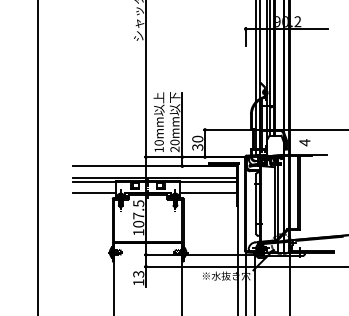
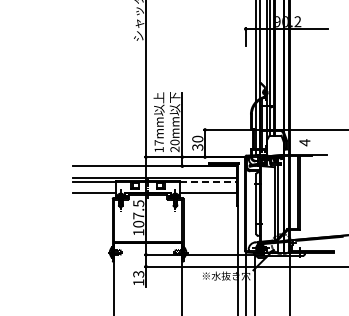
text: 10mm -> 17mm (158, 142)
line: present -> none (38, 157)
line: solid -> dashed (208, 182)
